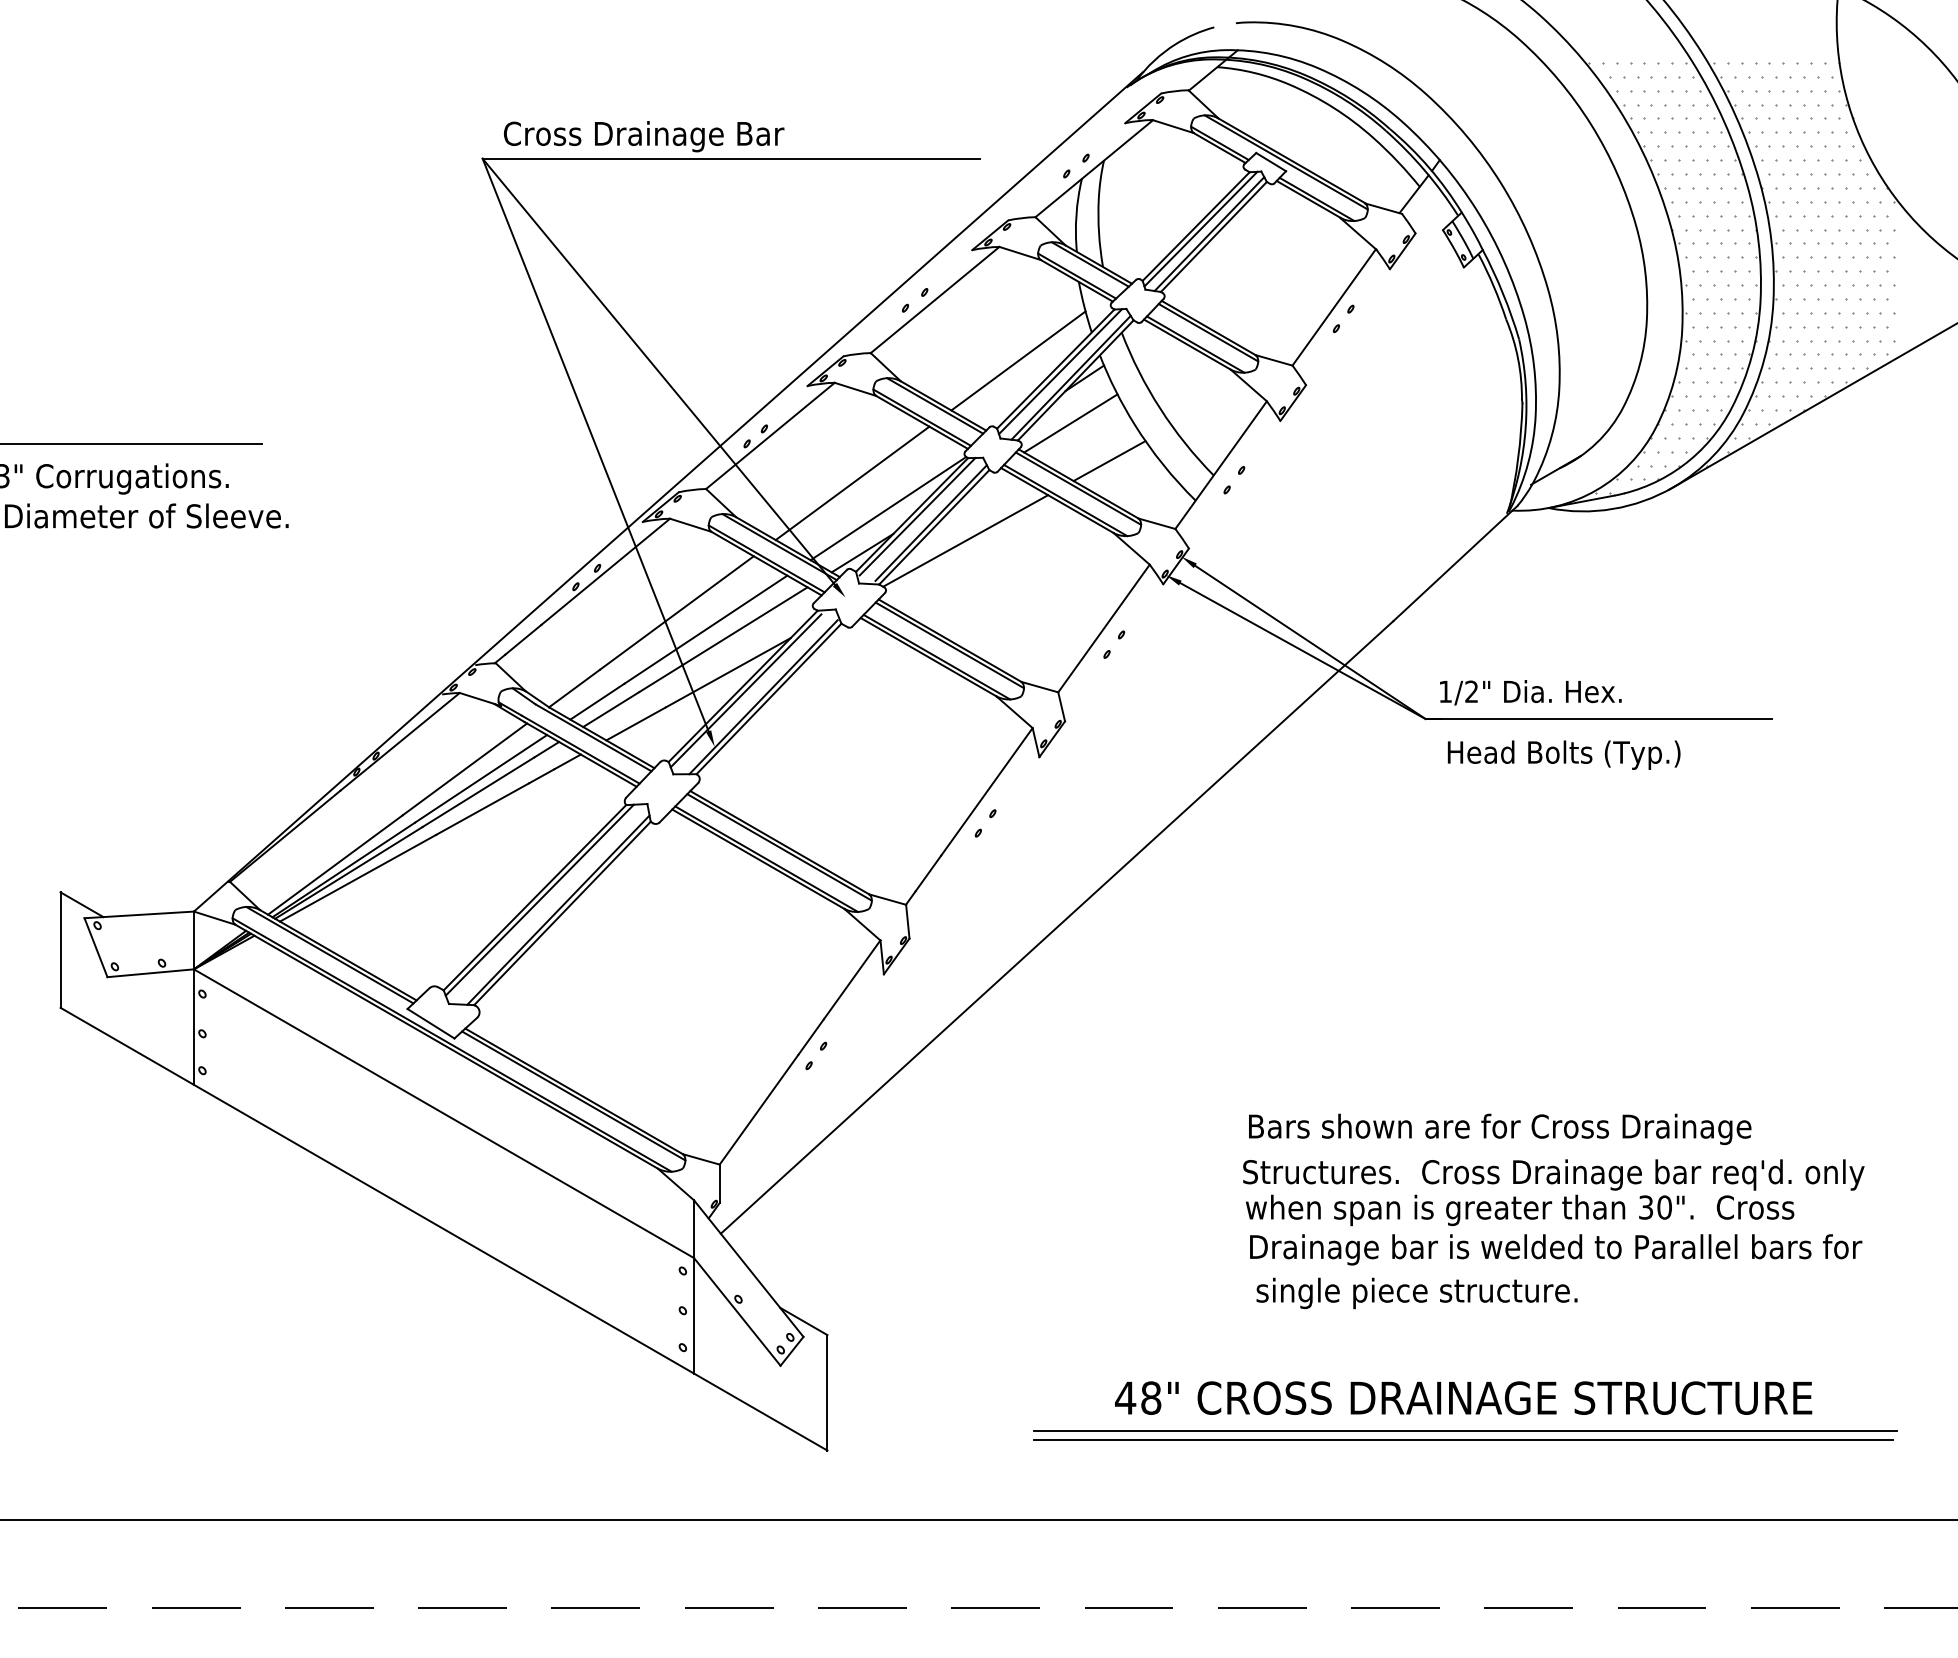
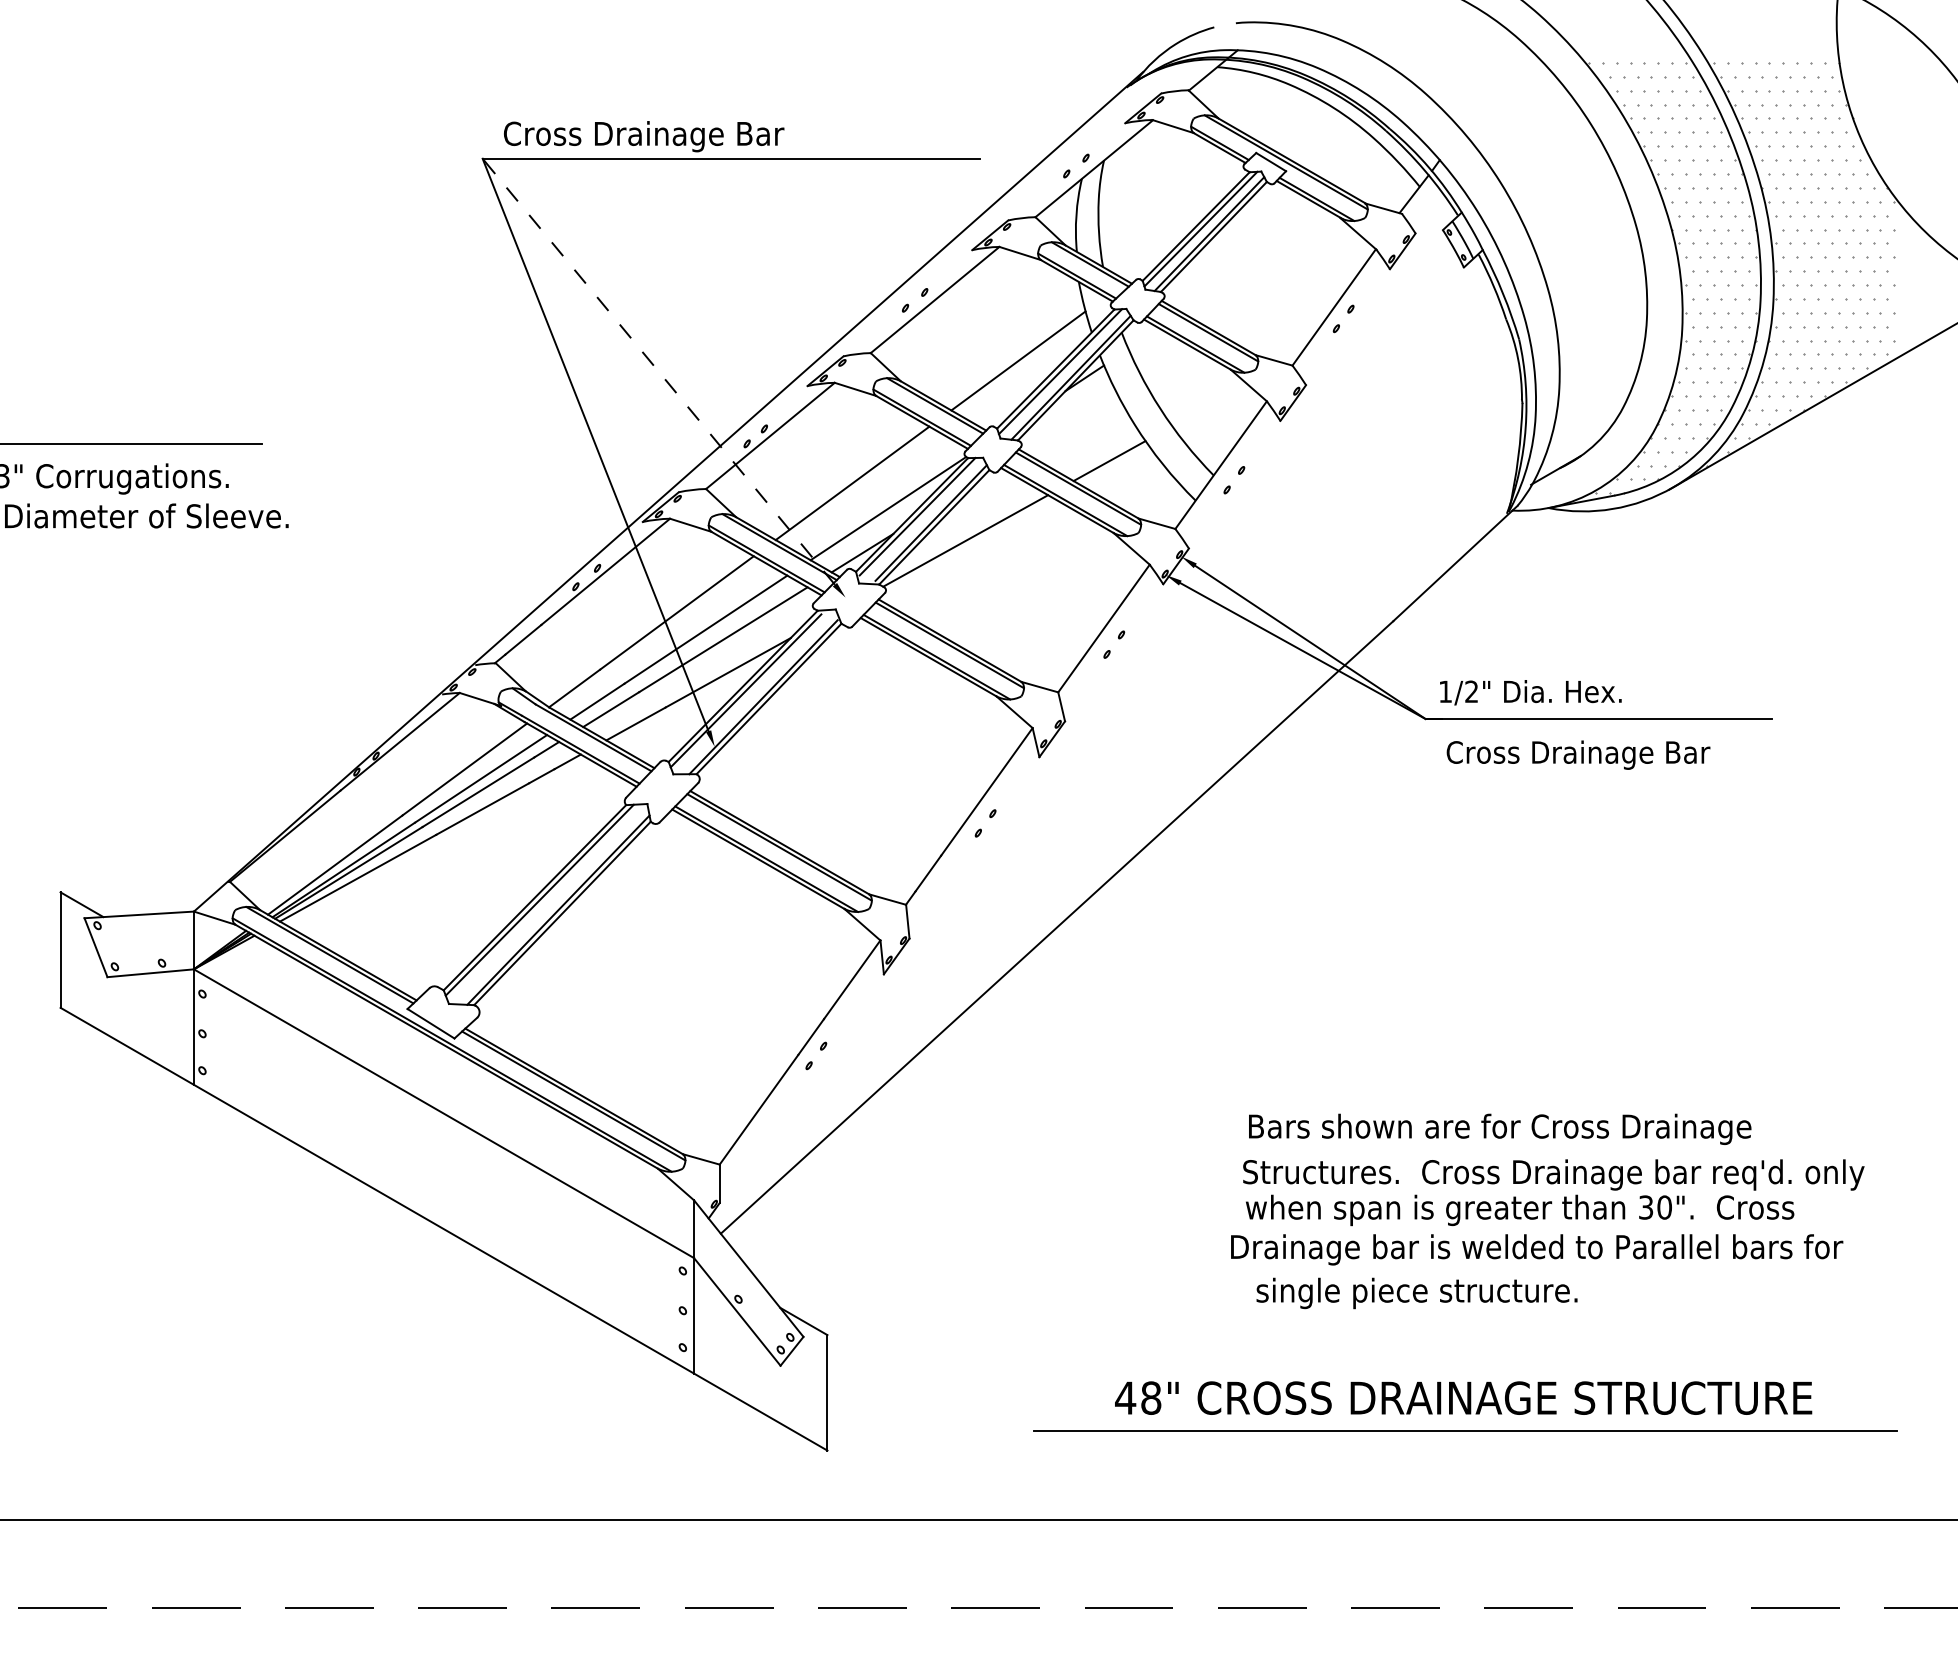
line: solid -> dashed (658, 371)
line: present -> none (1070, 423)
text: Head Bolts (Typ.) -> Cross Drainage Bar (1578, 754)
text position: (1556, 1249) -> (1537, 1249) (1537, 1249)
line: present -> none (1462, 1440)
